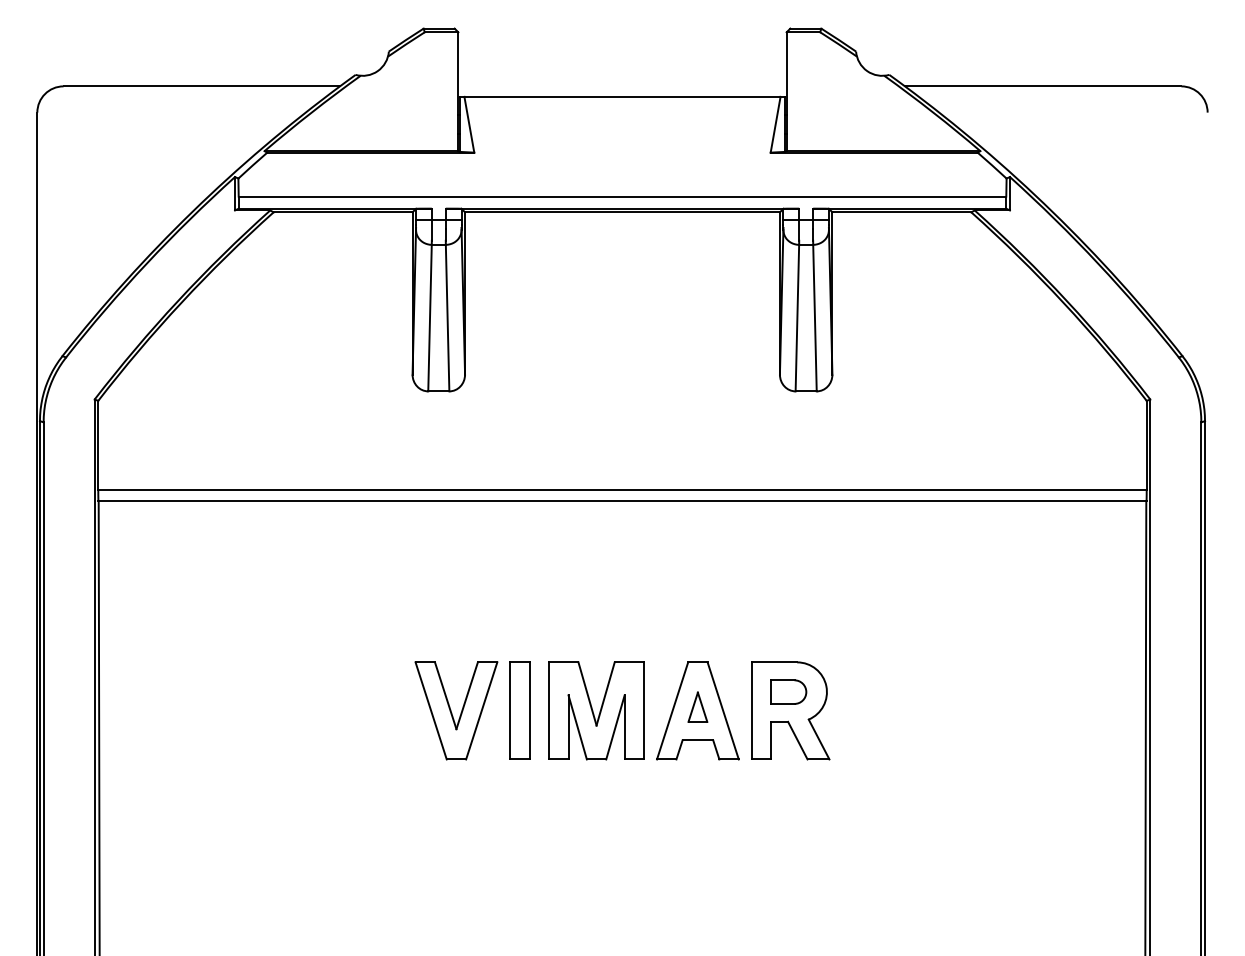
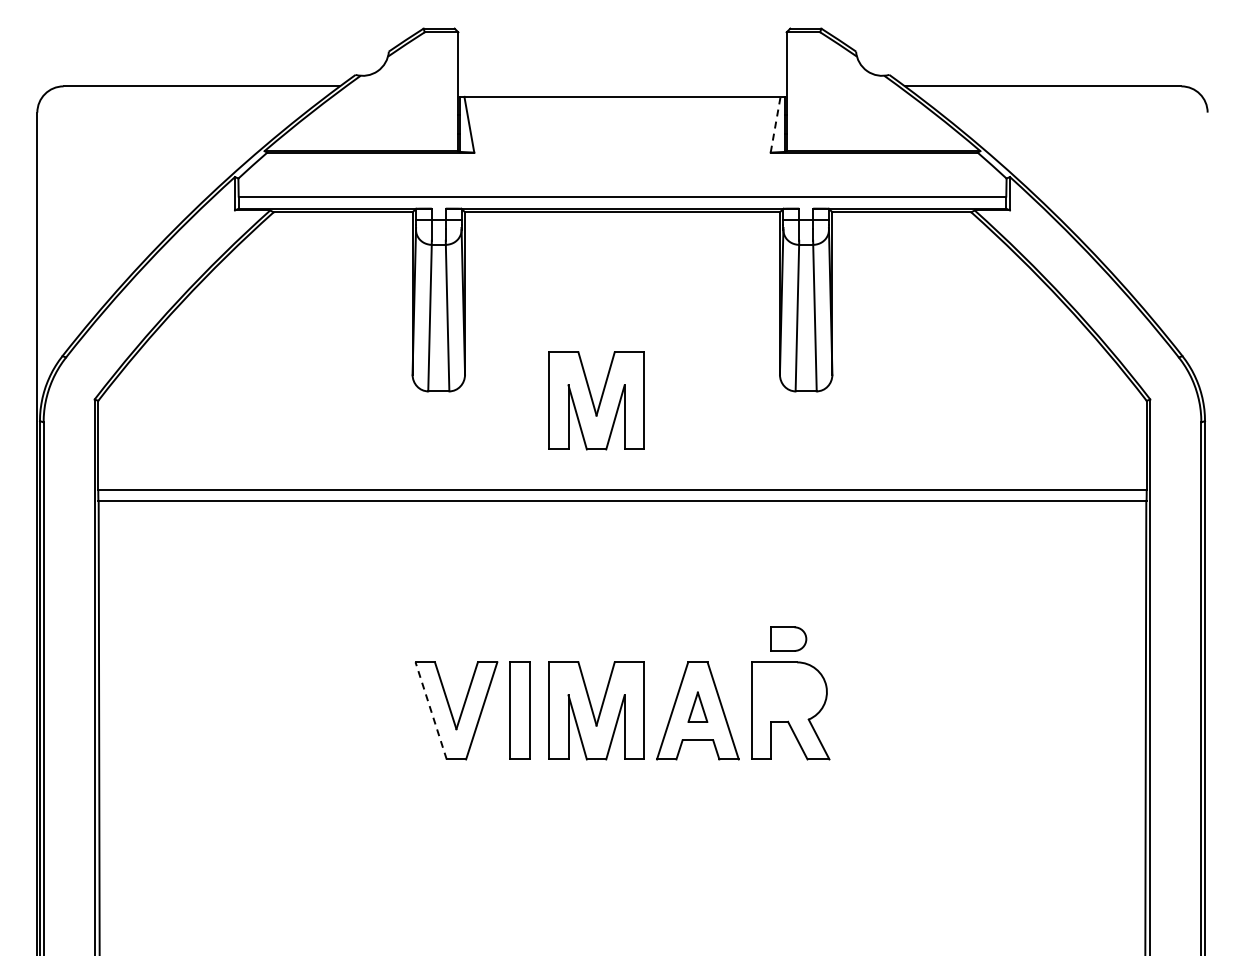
line: solid -> dashed (775, 124)
part: none -> present (596, 400)
part position: (788, 691) -> (788, 638) (788, 638)
line: solid -> dashed (431, 710)
